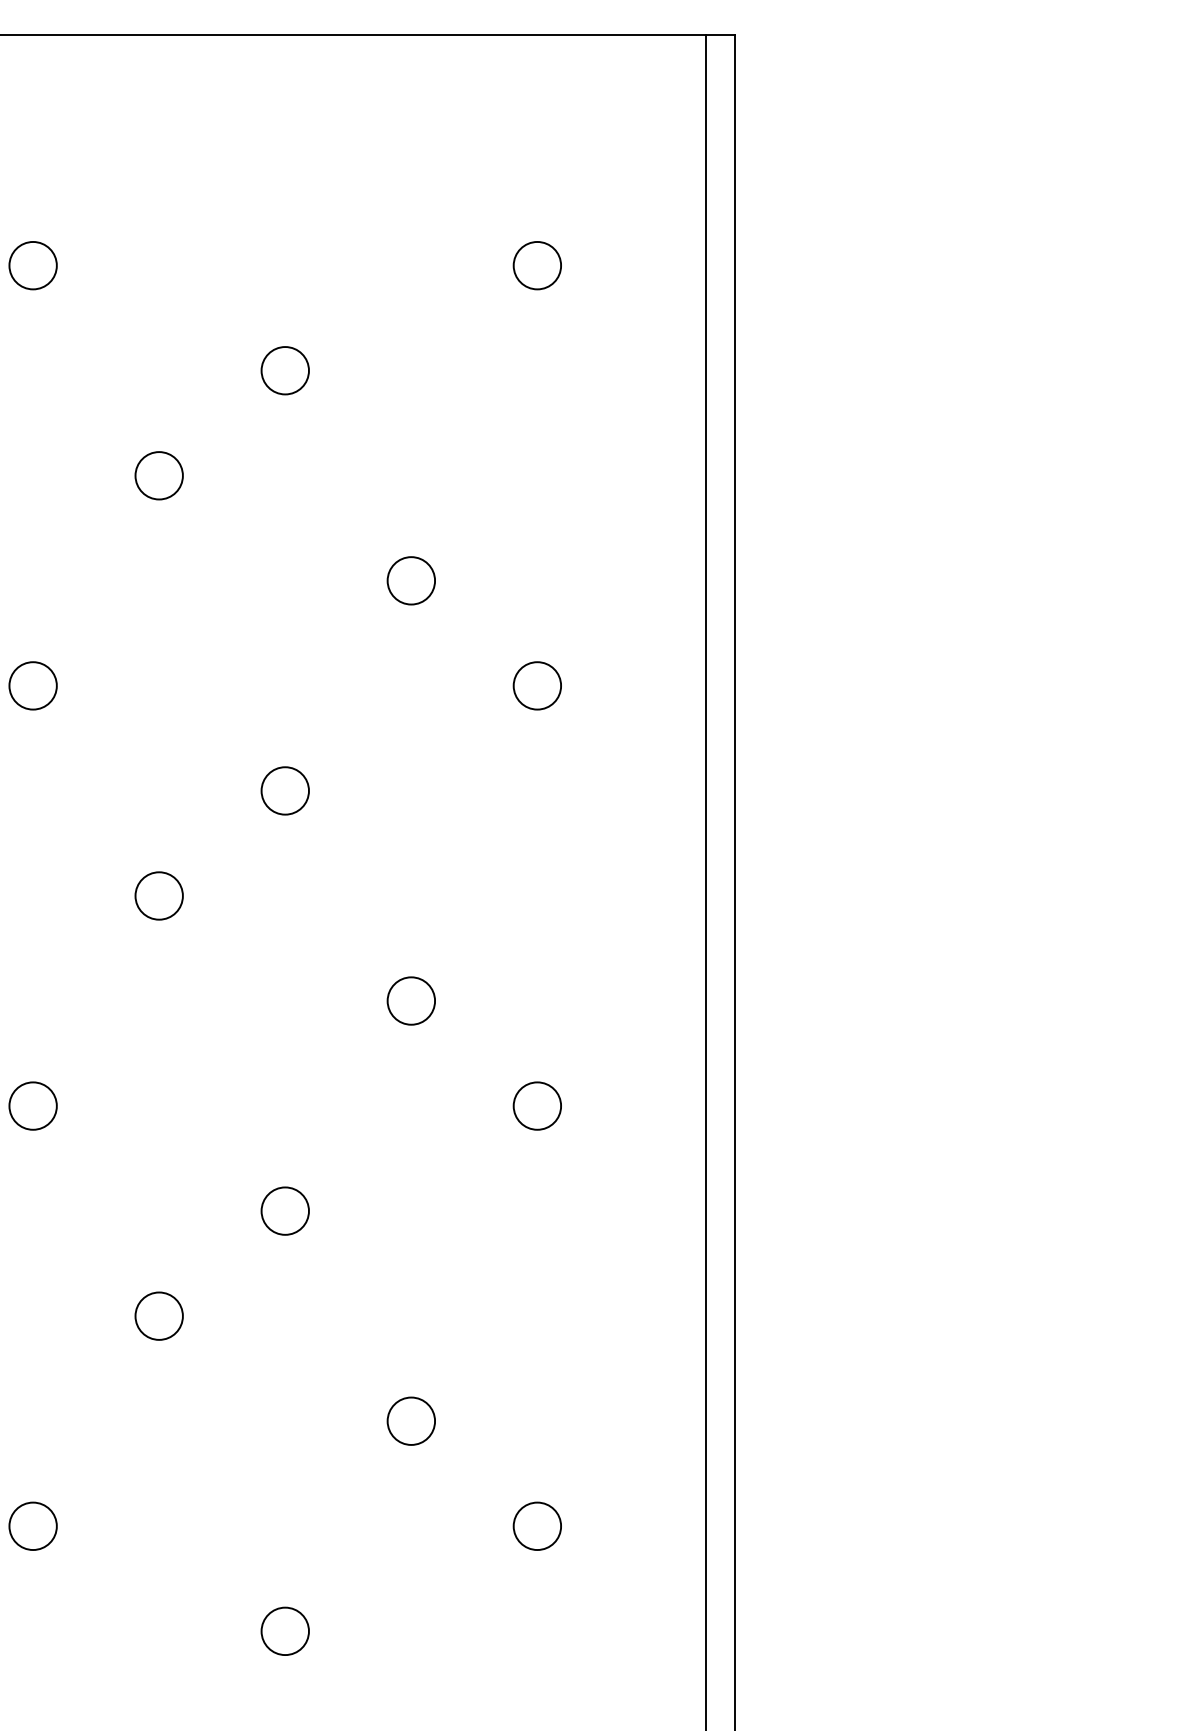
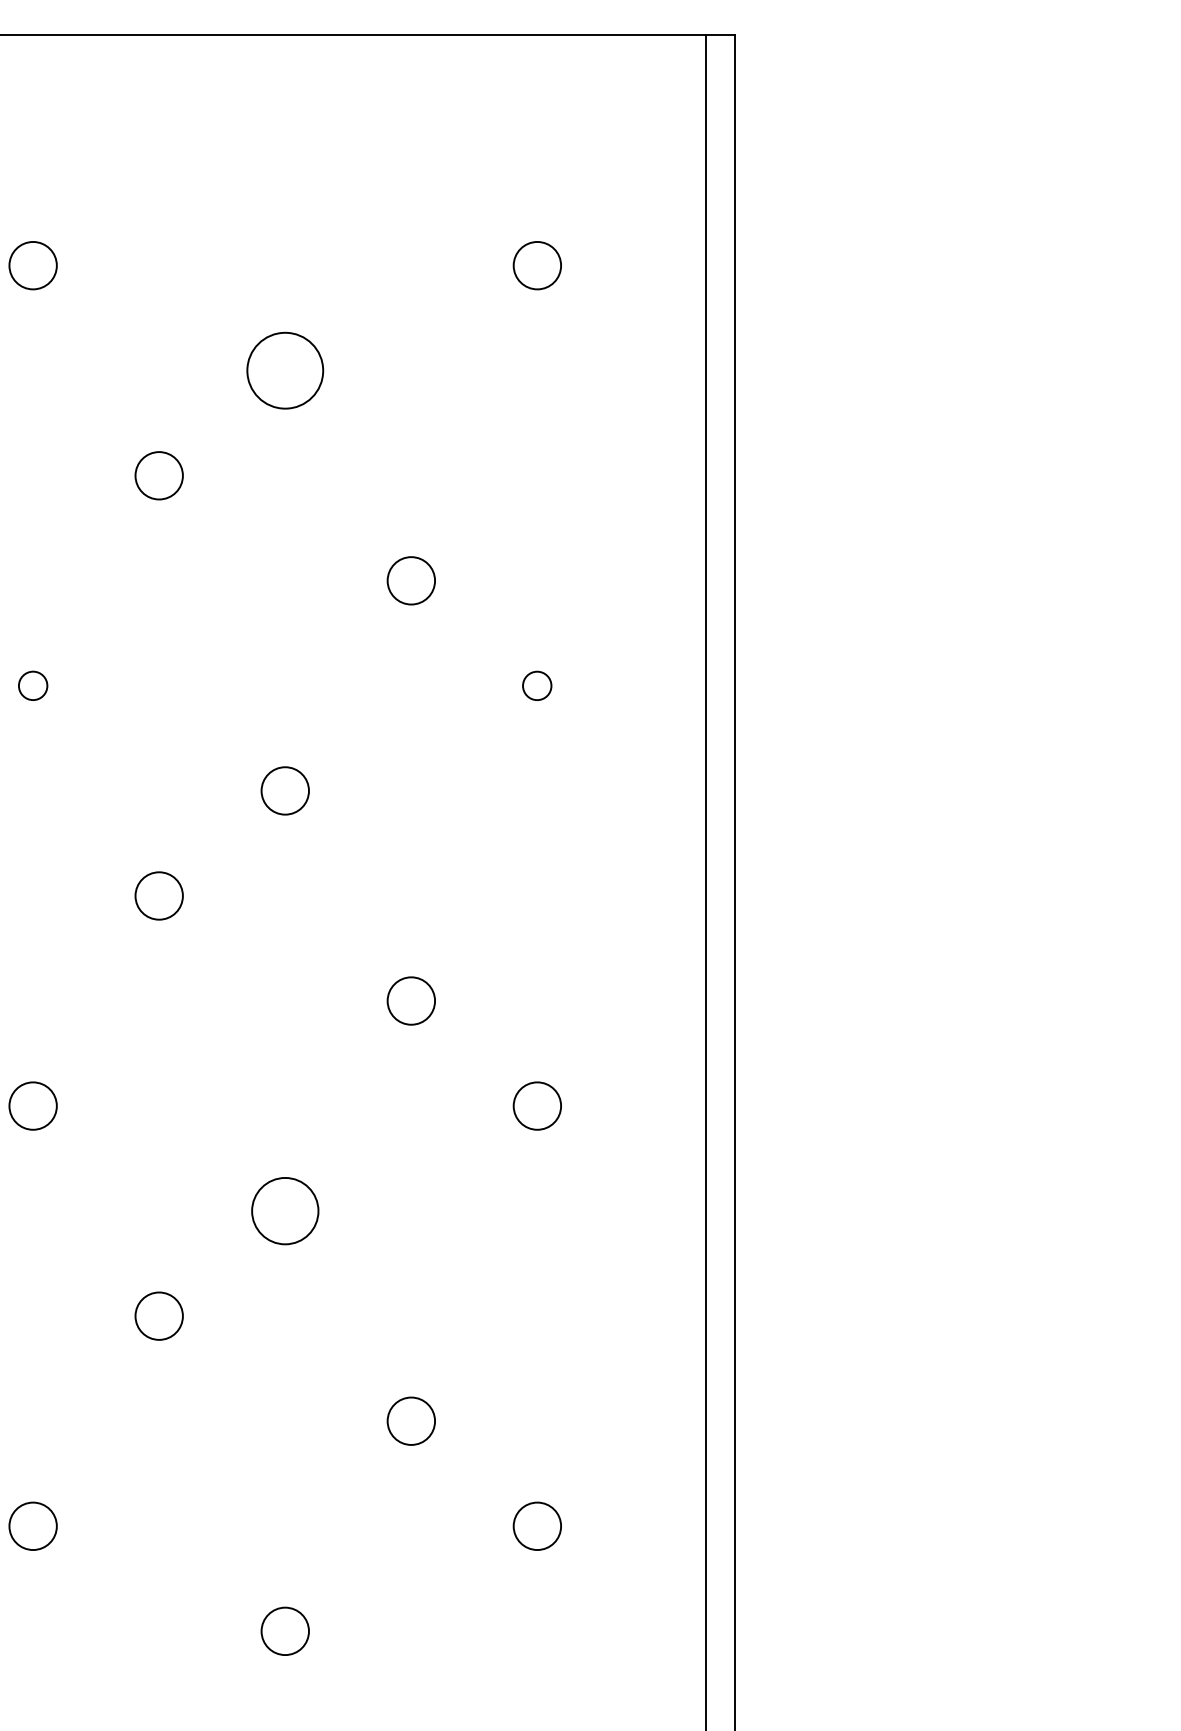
circle diameter: 47 px -> 76 px (285, 370)
circle diameter: 47 px -> 28 px (32, 685)
circle size: 50x50 px -> 31x31 px (537, 685)
circle diameter: 47 px -> 66 px (285, 1210)
